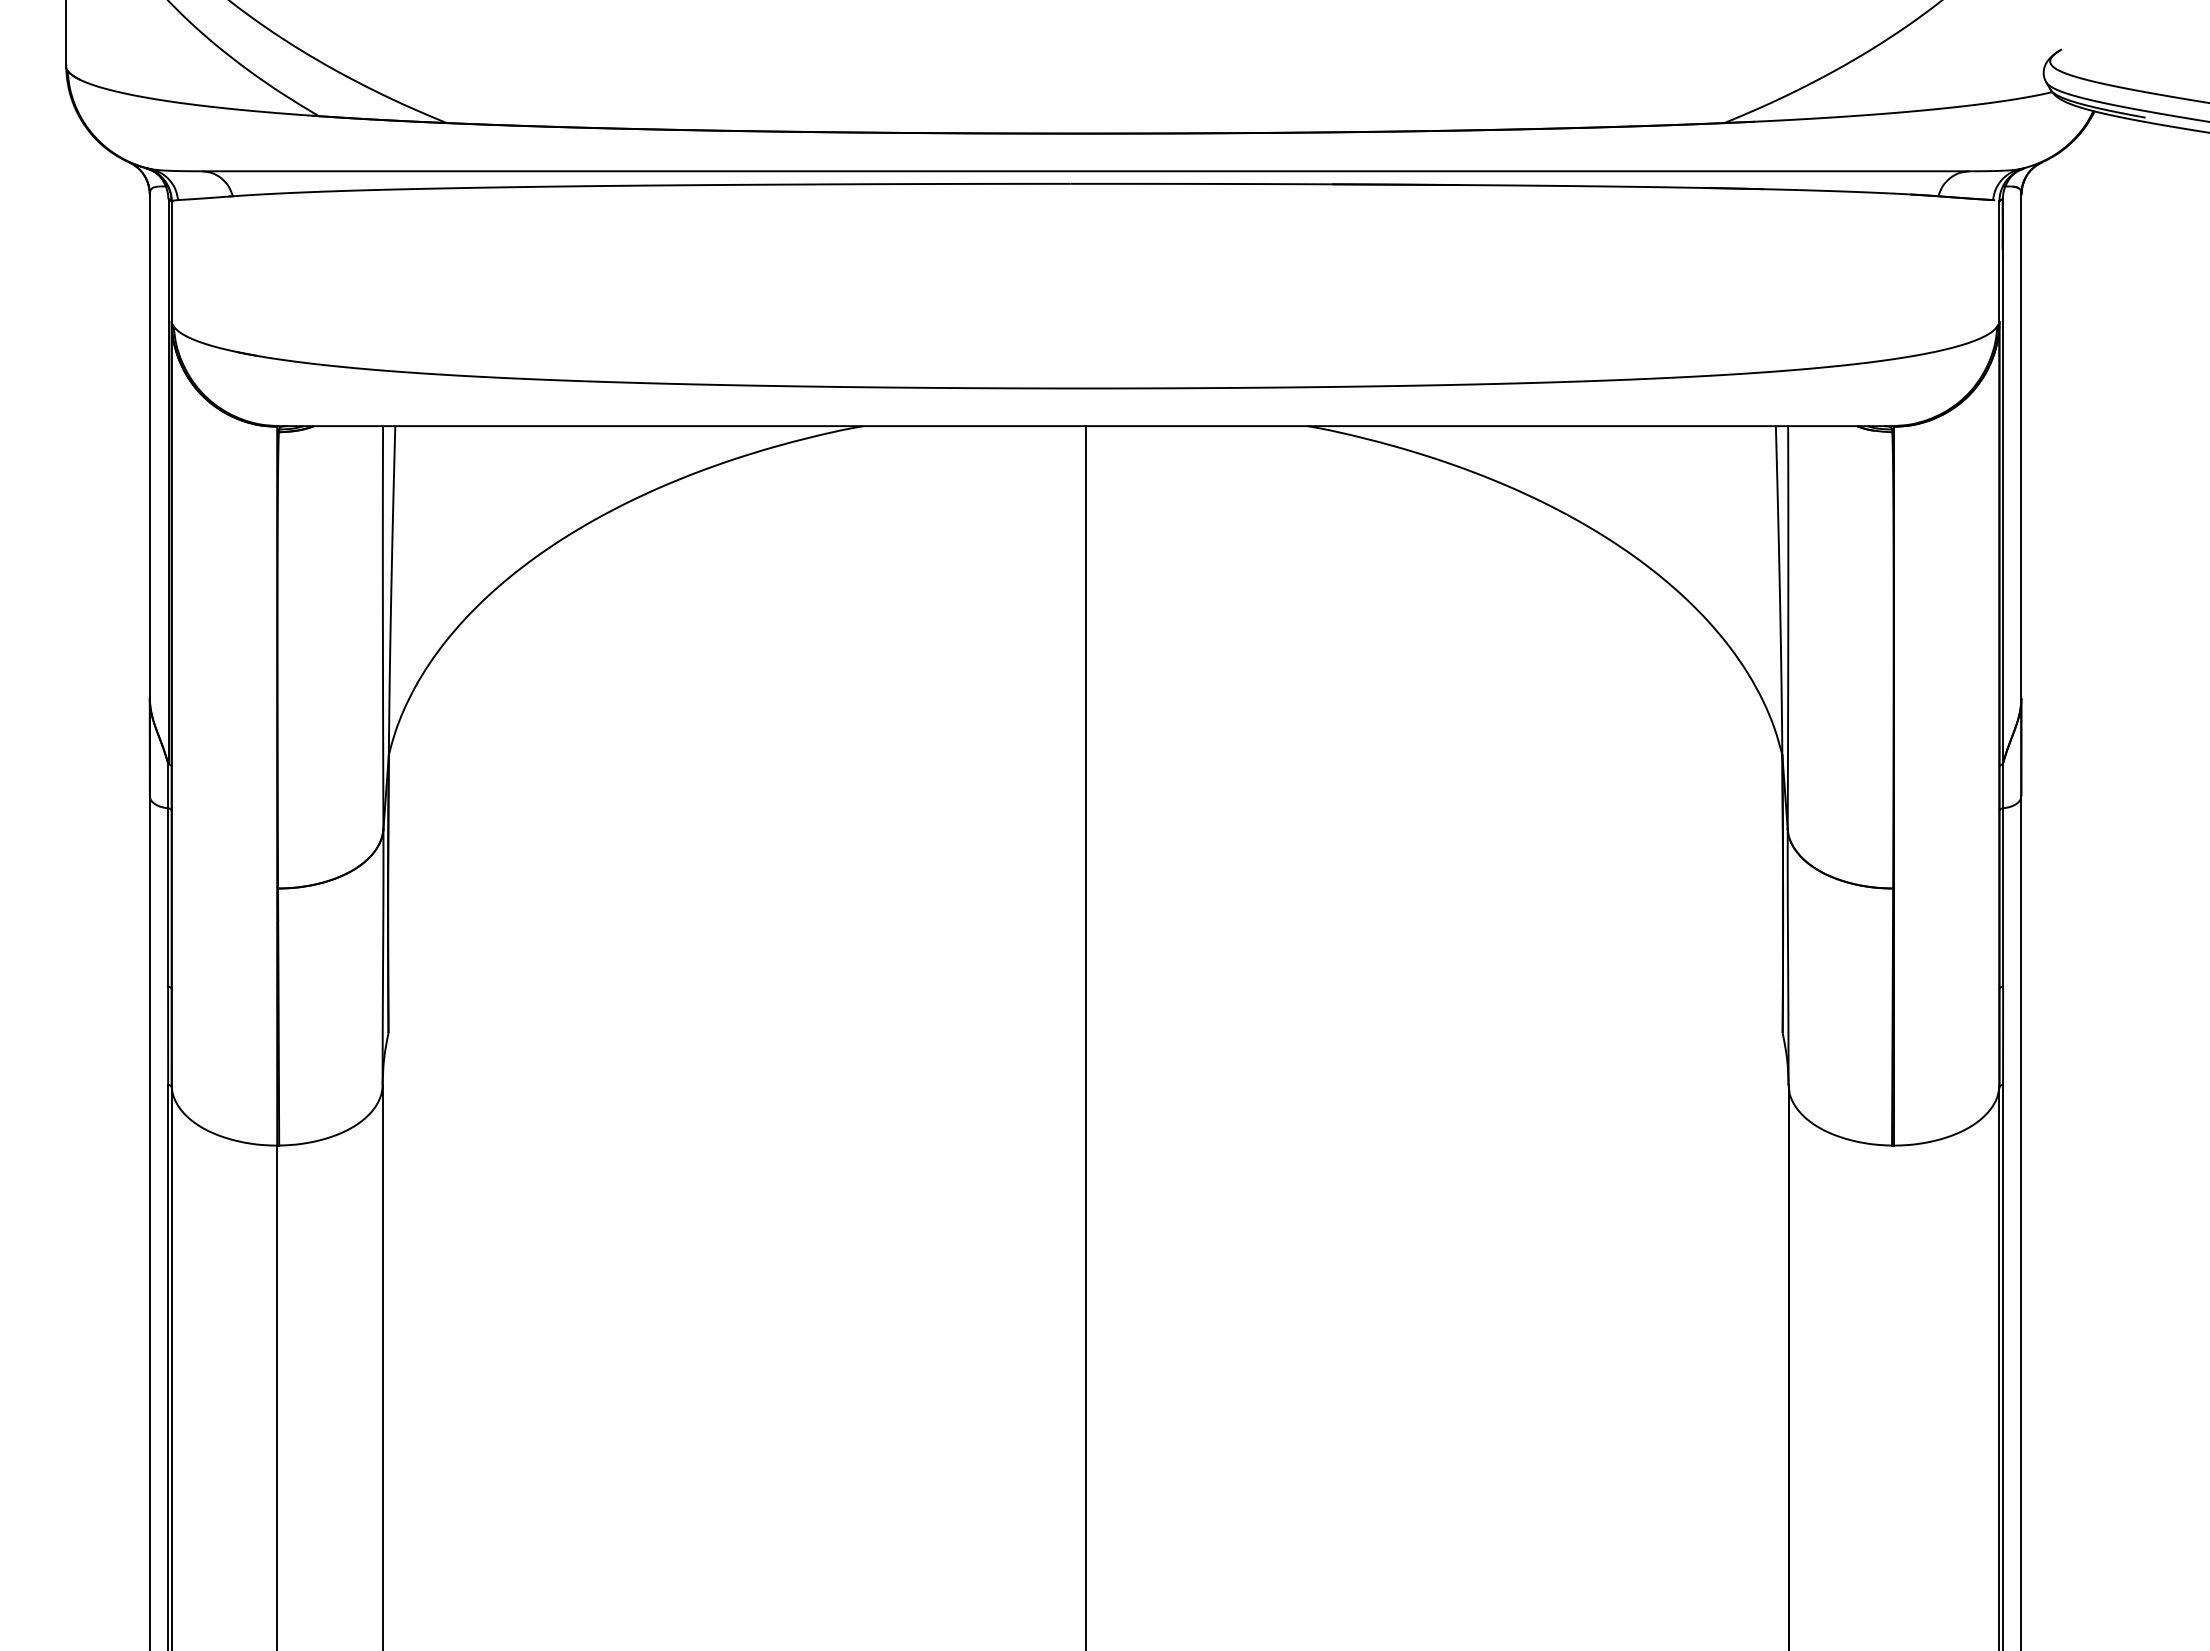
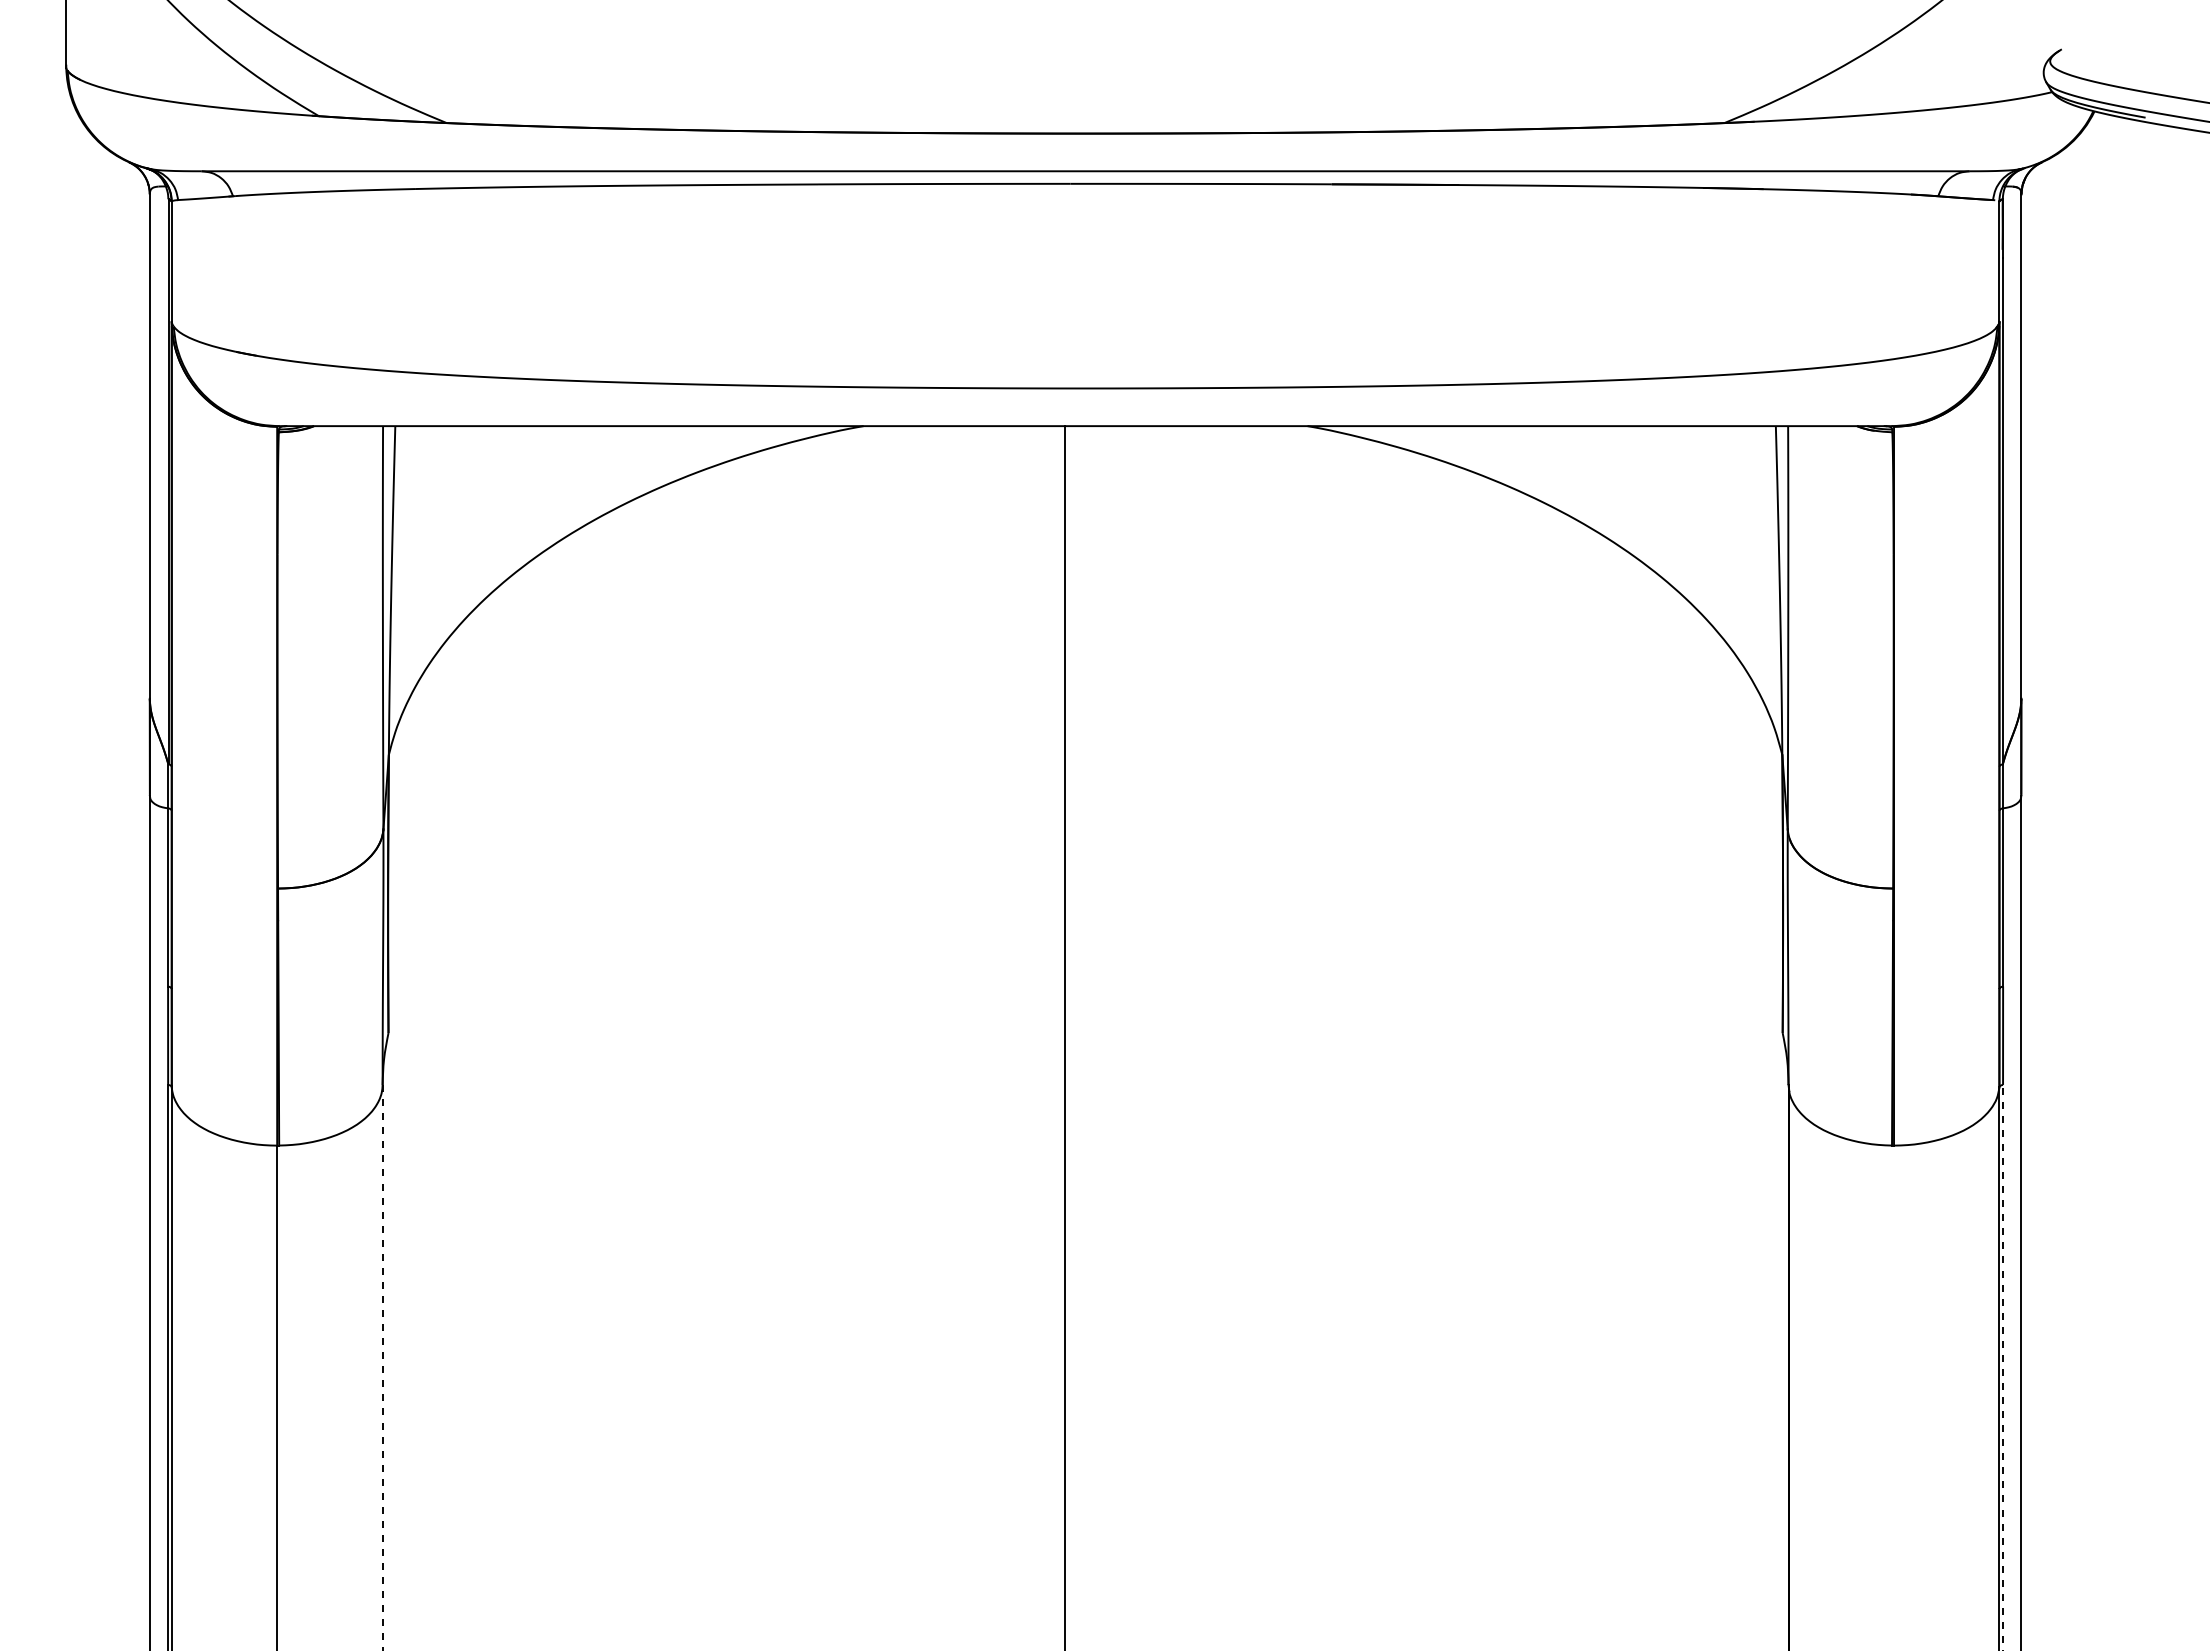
line position: (1085, 1036) -> (1064, 1036) (1064, 1036)
line: solid -> dashed (2003, 1367)
line: solid -> dashed (382, 1368)
